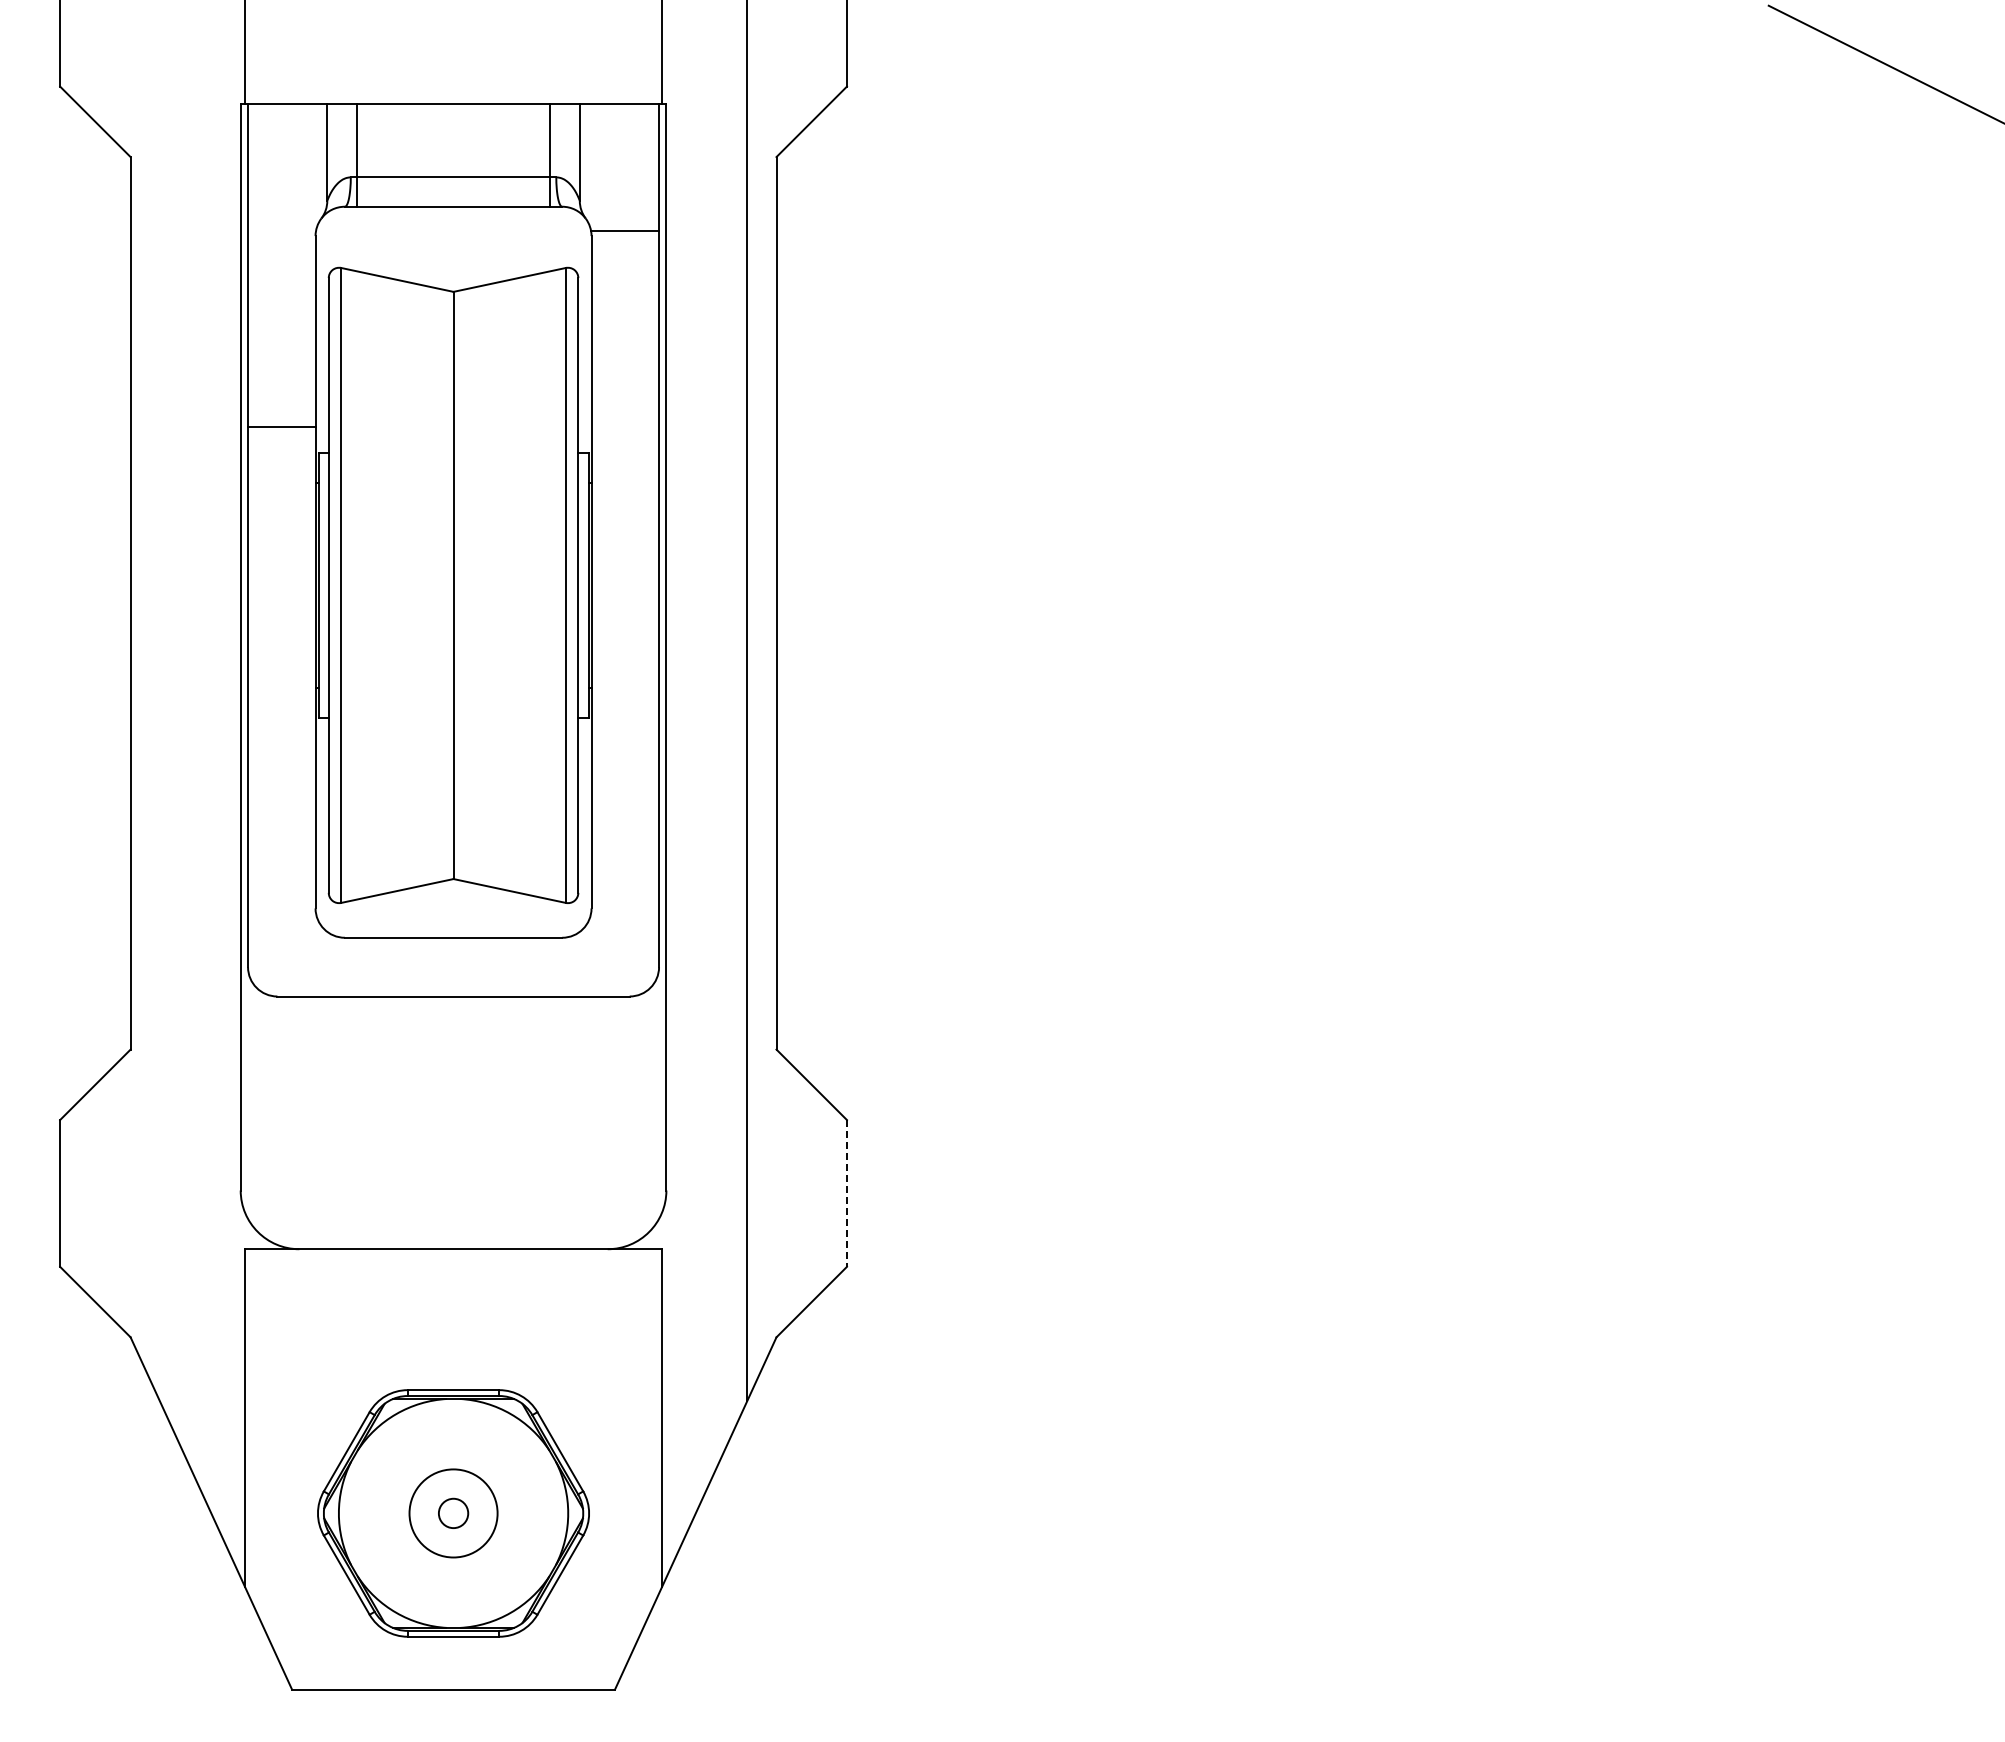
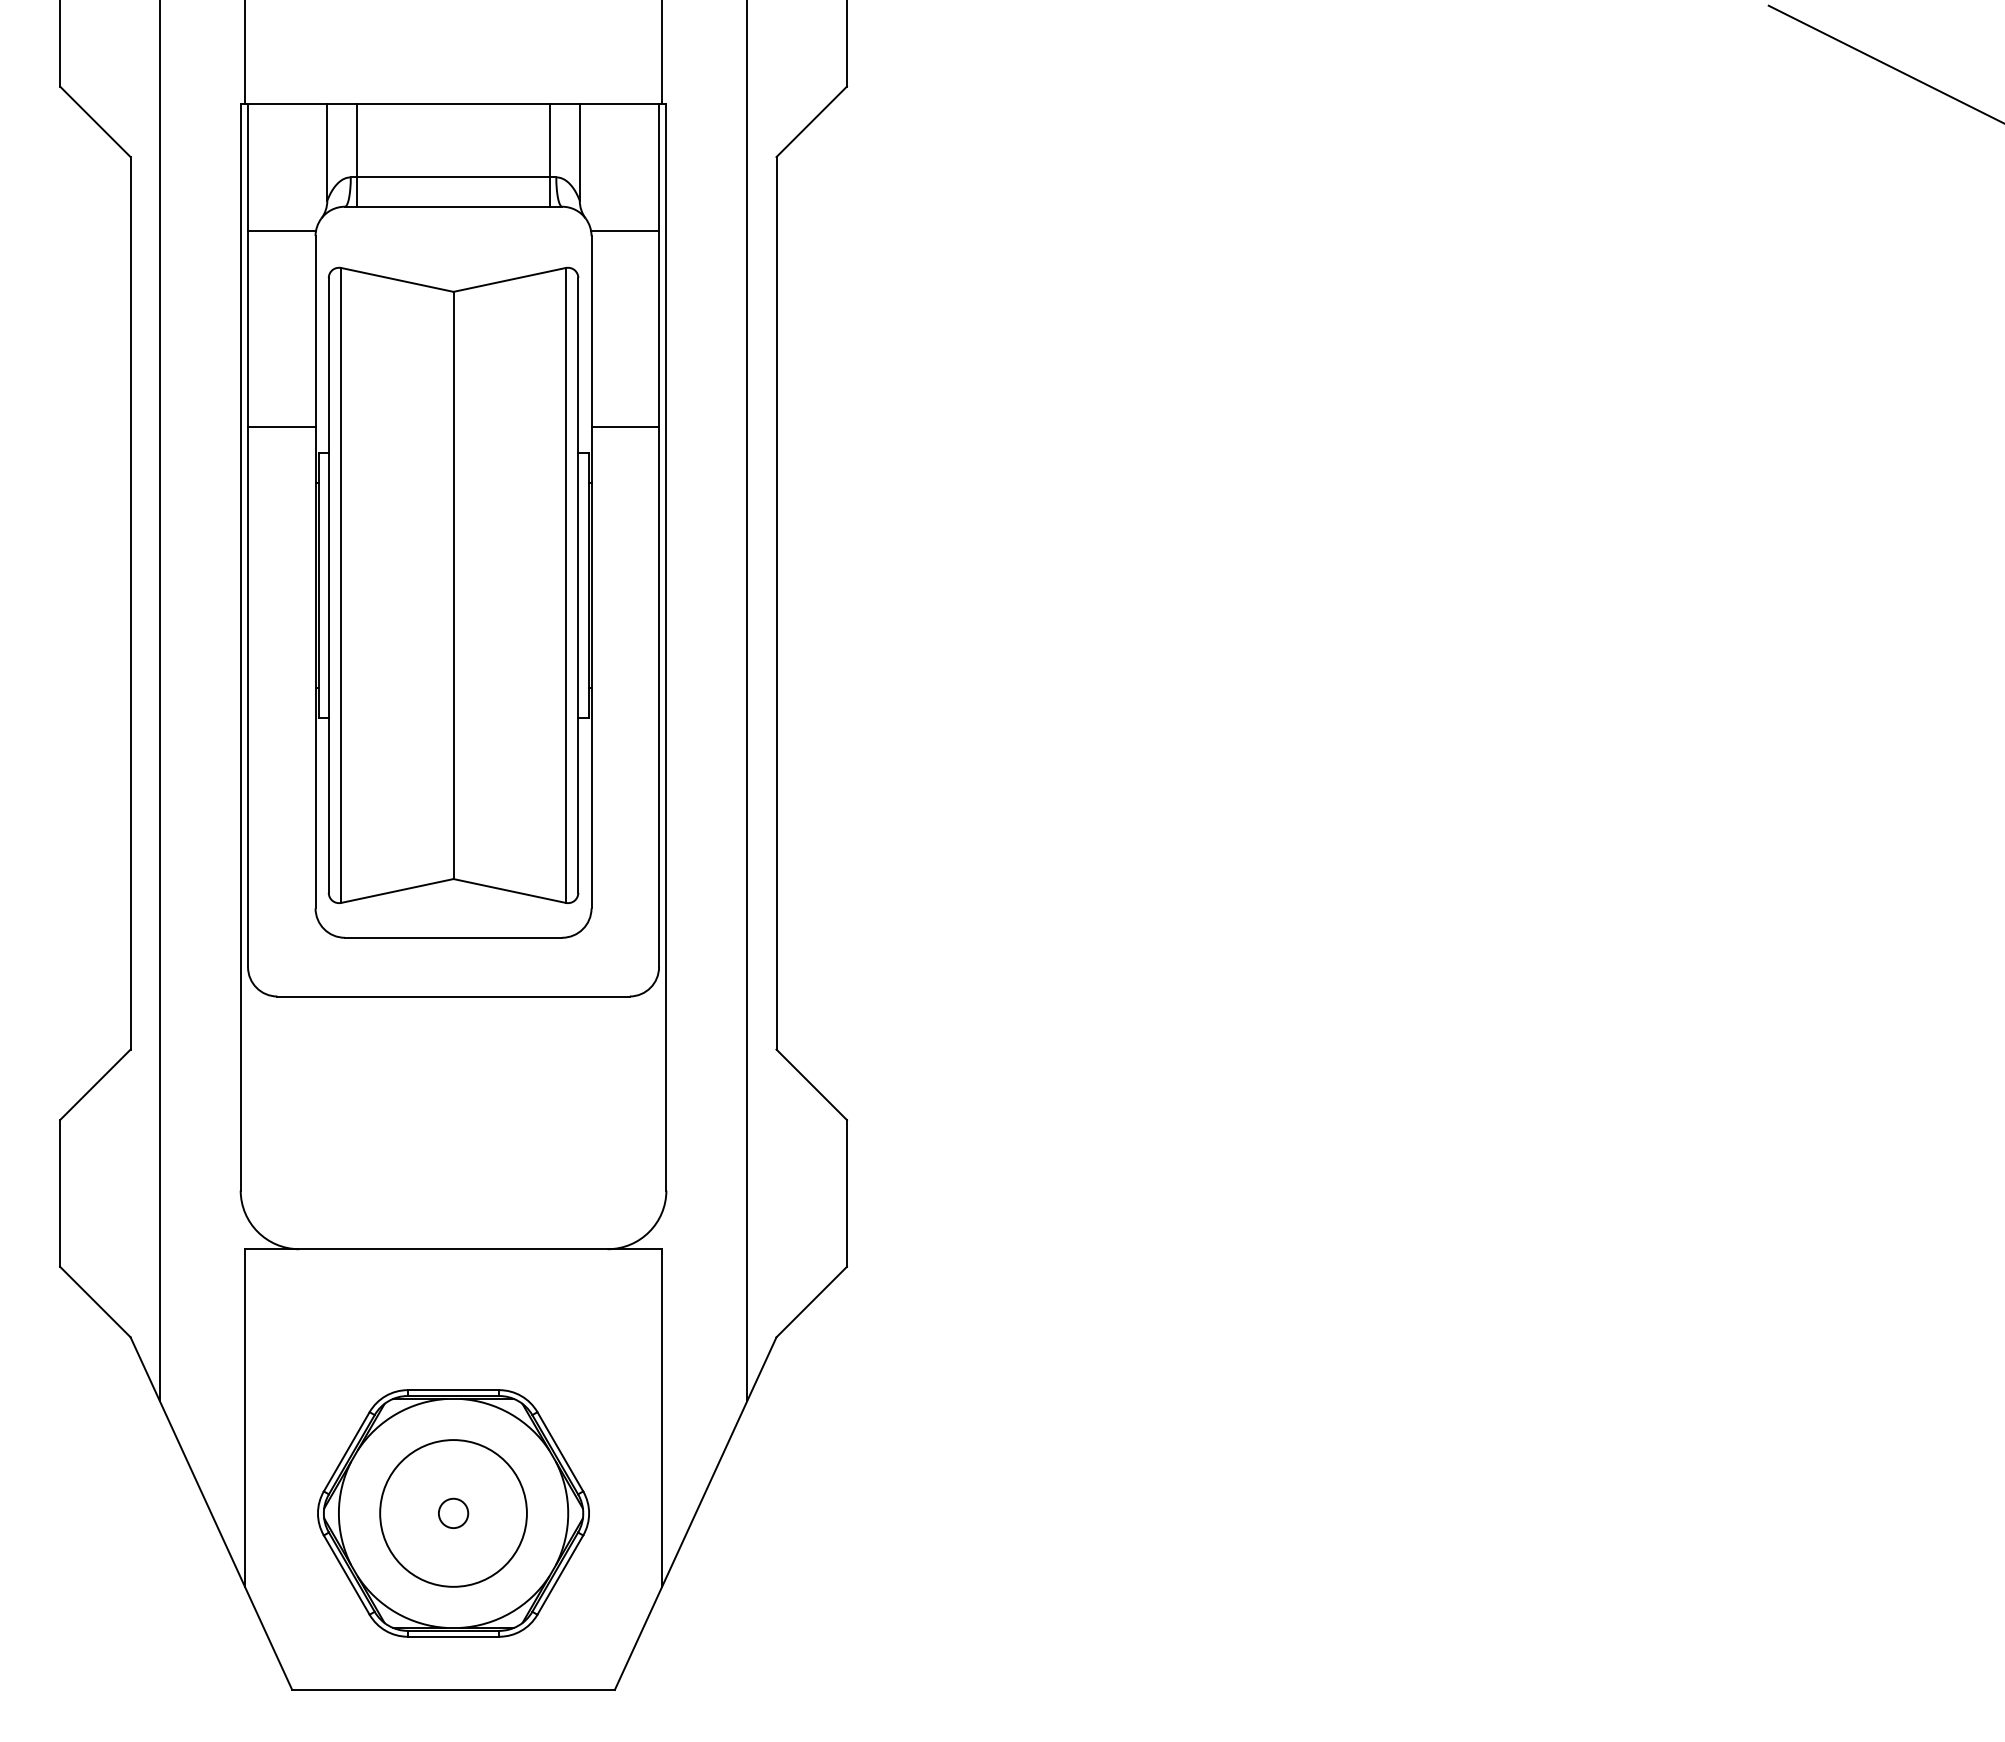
line: none -> present (281, 231)
line: none -> present (625, 426)
line: none -> present (159, 701)
line: dashed -> solid (846, 1193)
circle diameter: 88 px -> 147 px (453, 1513)
